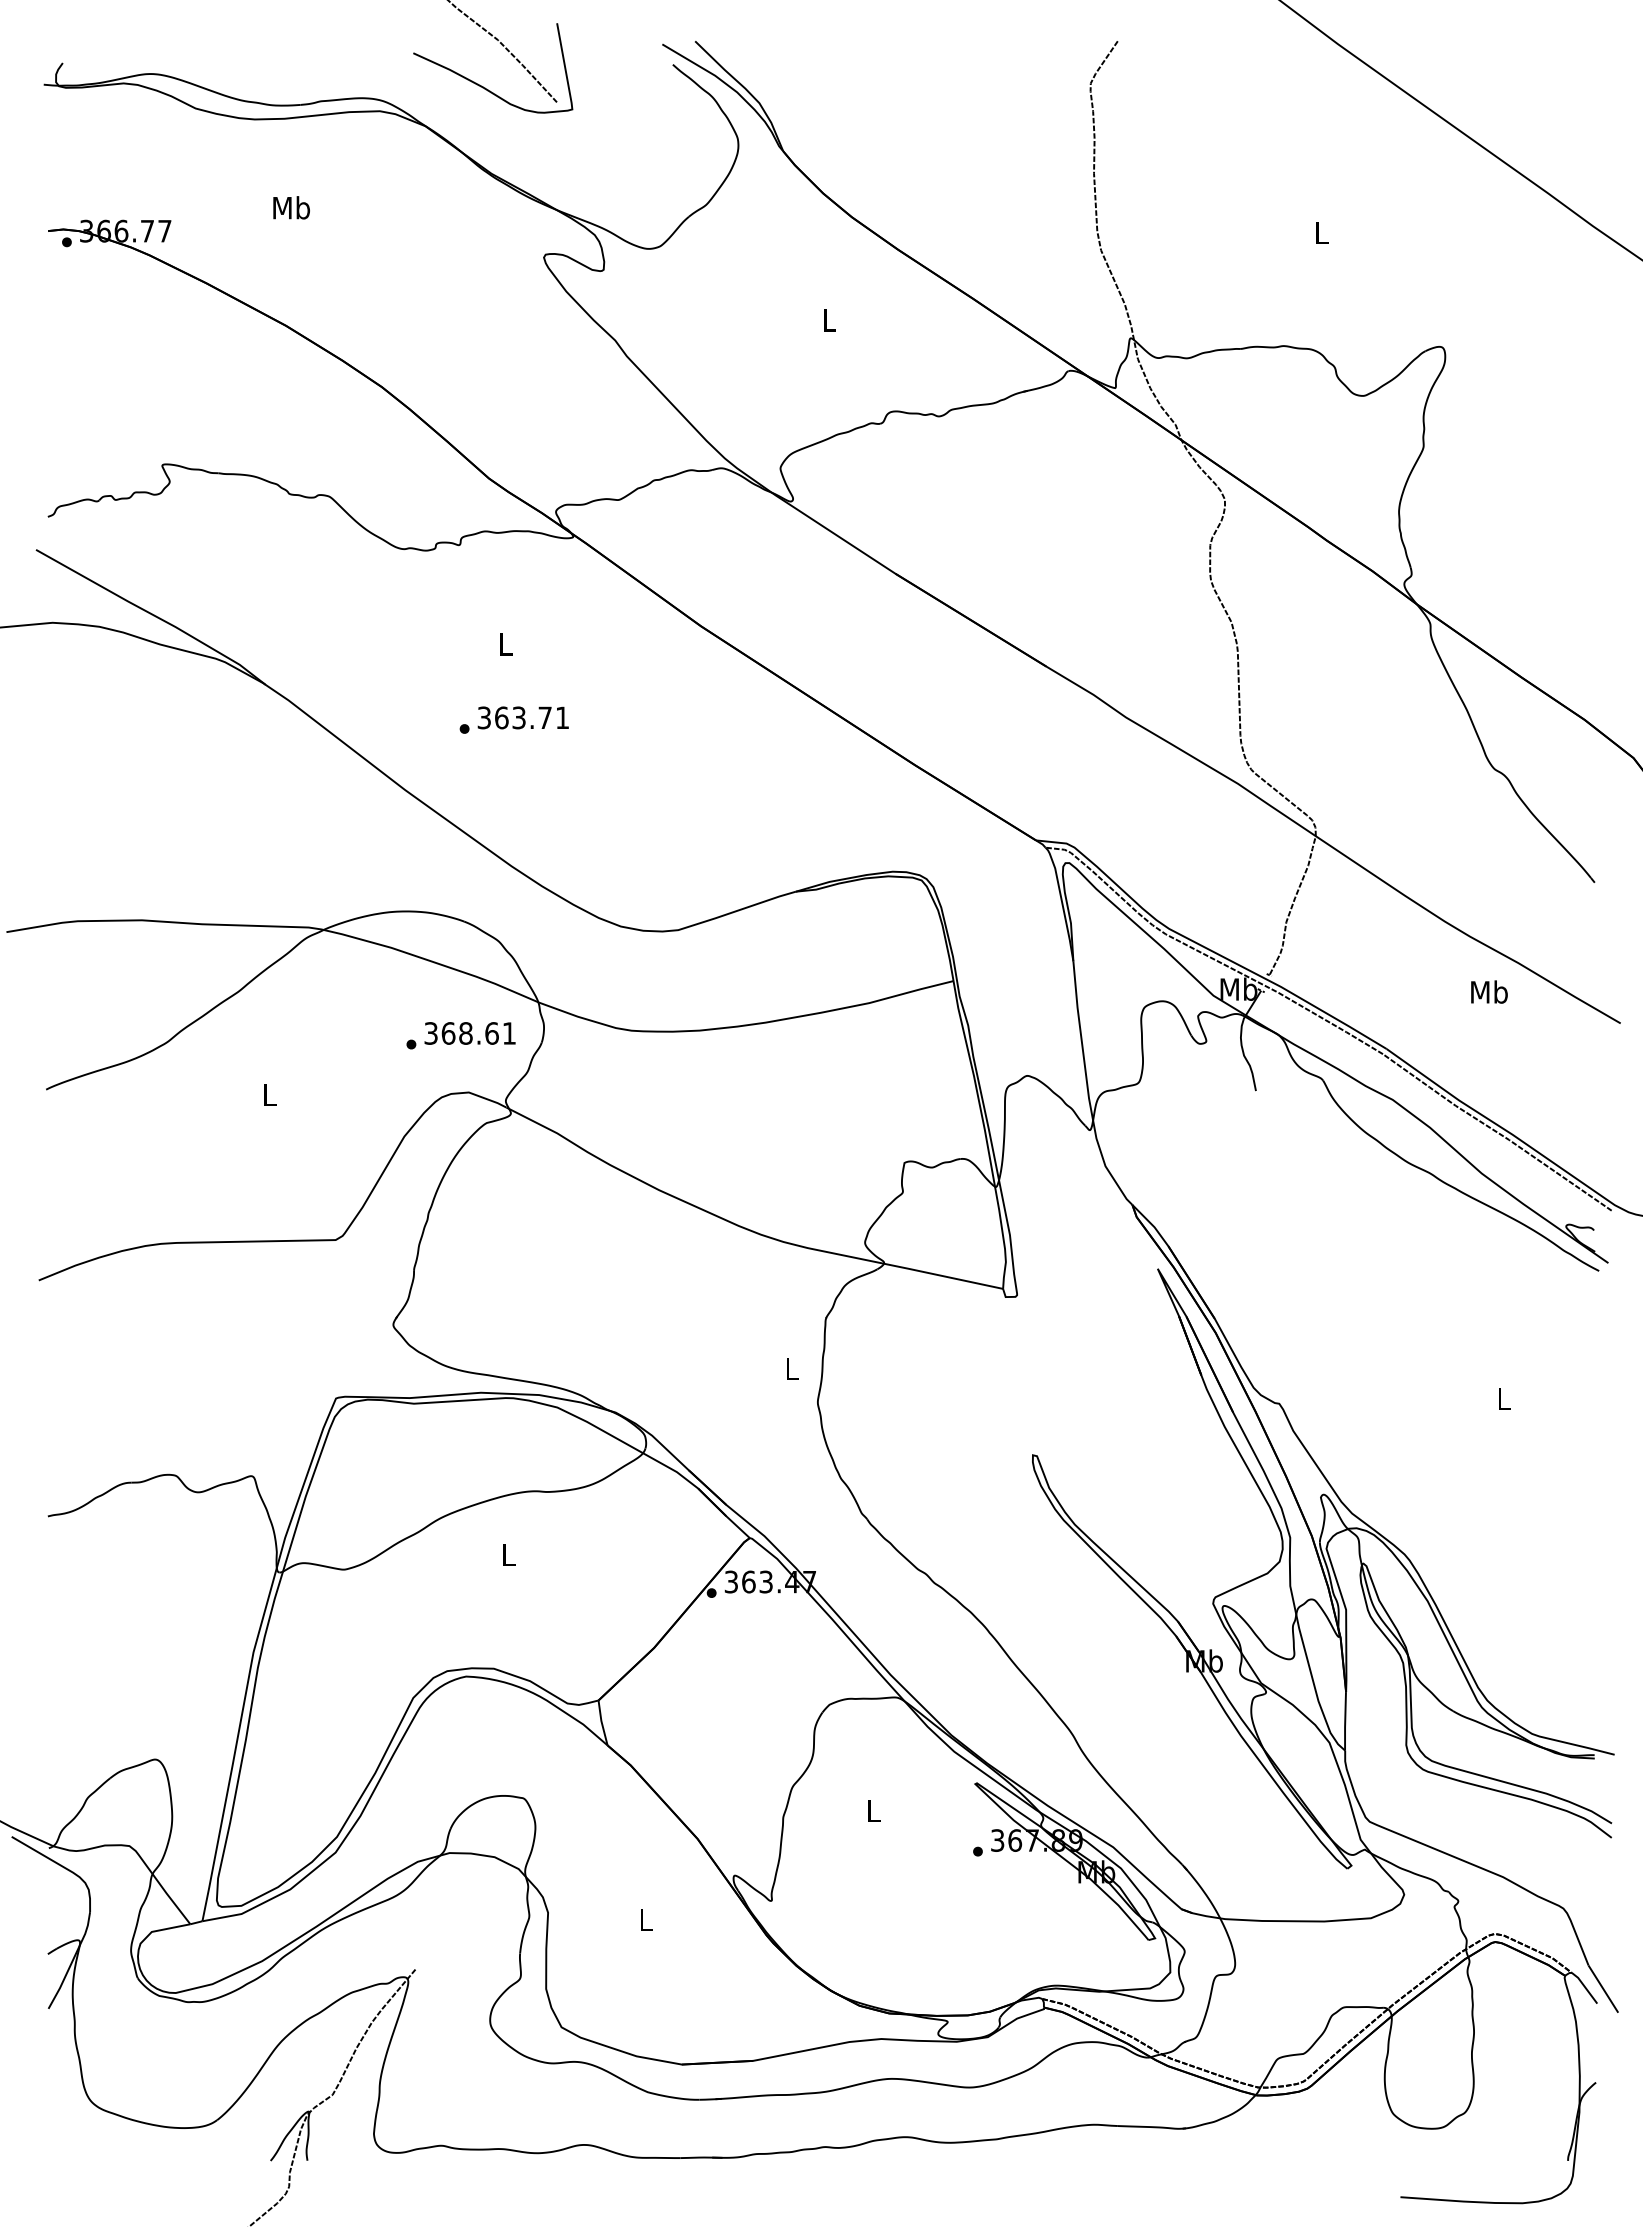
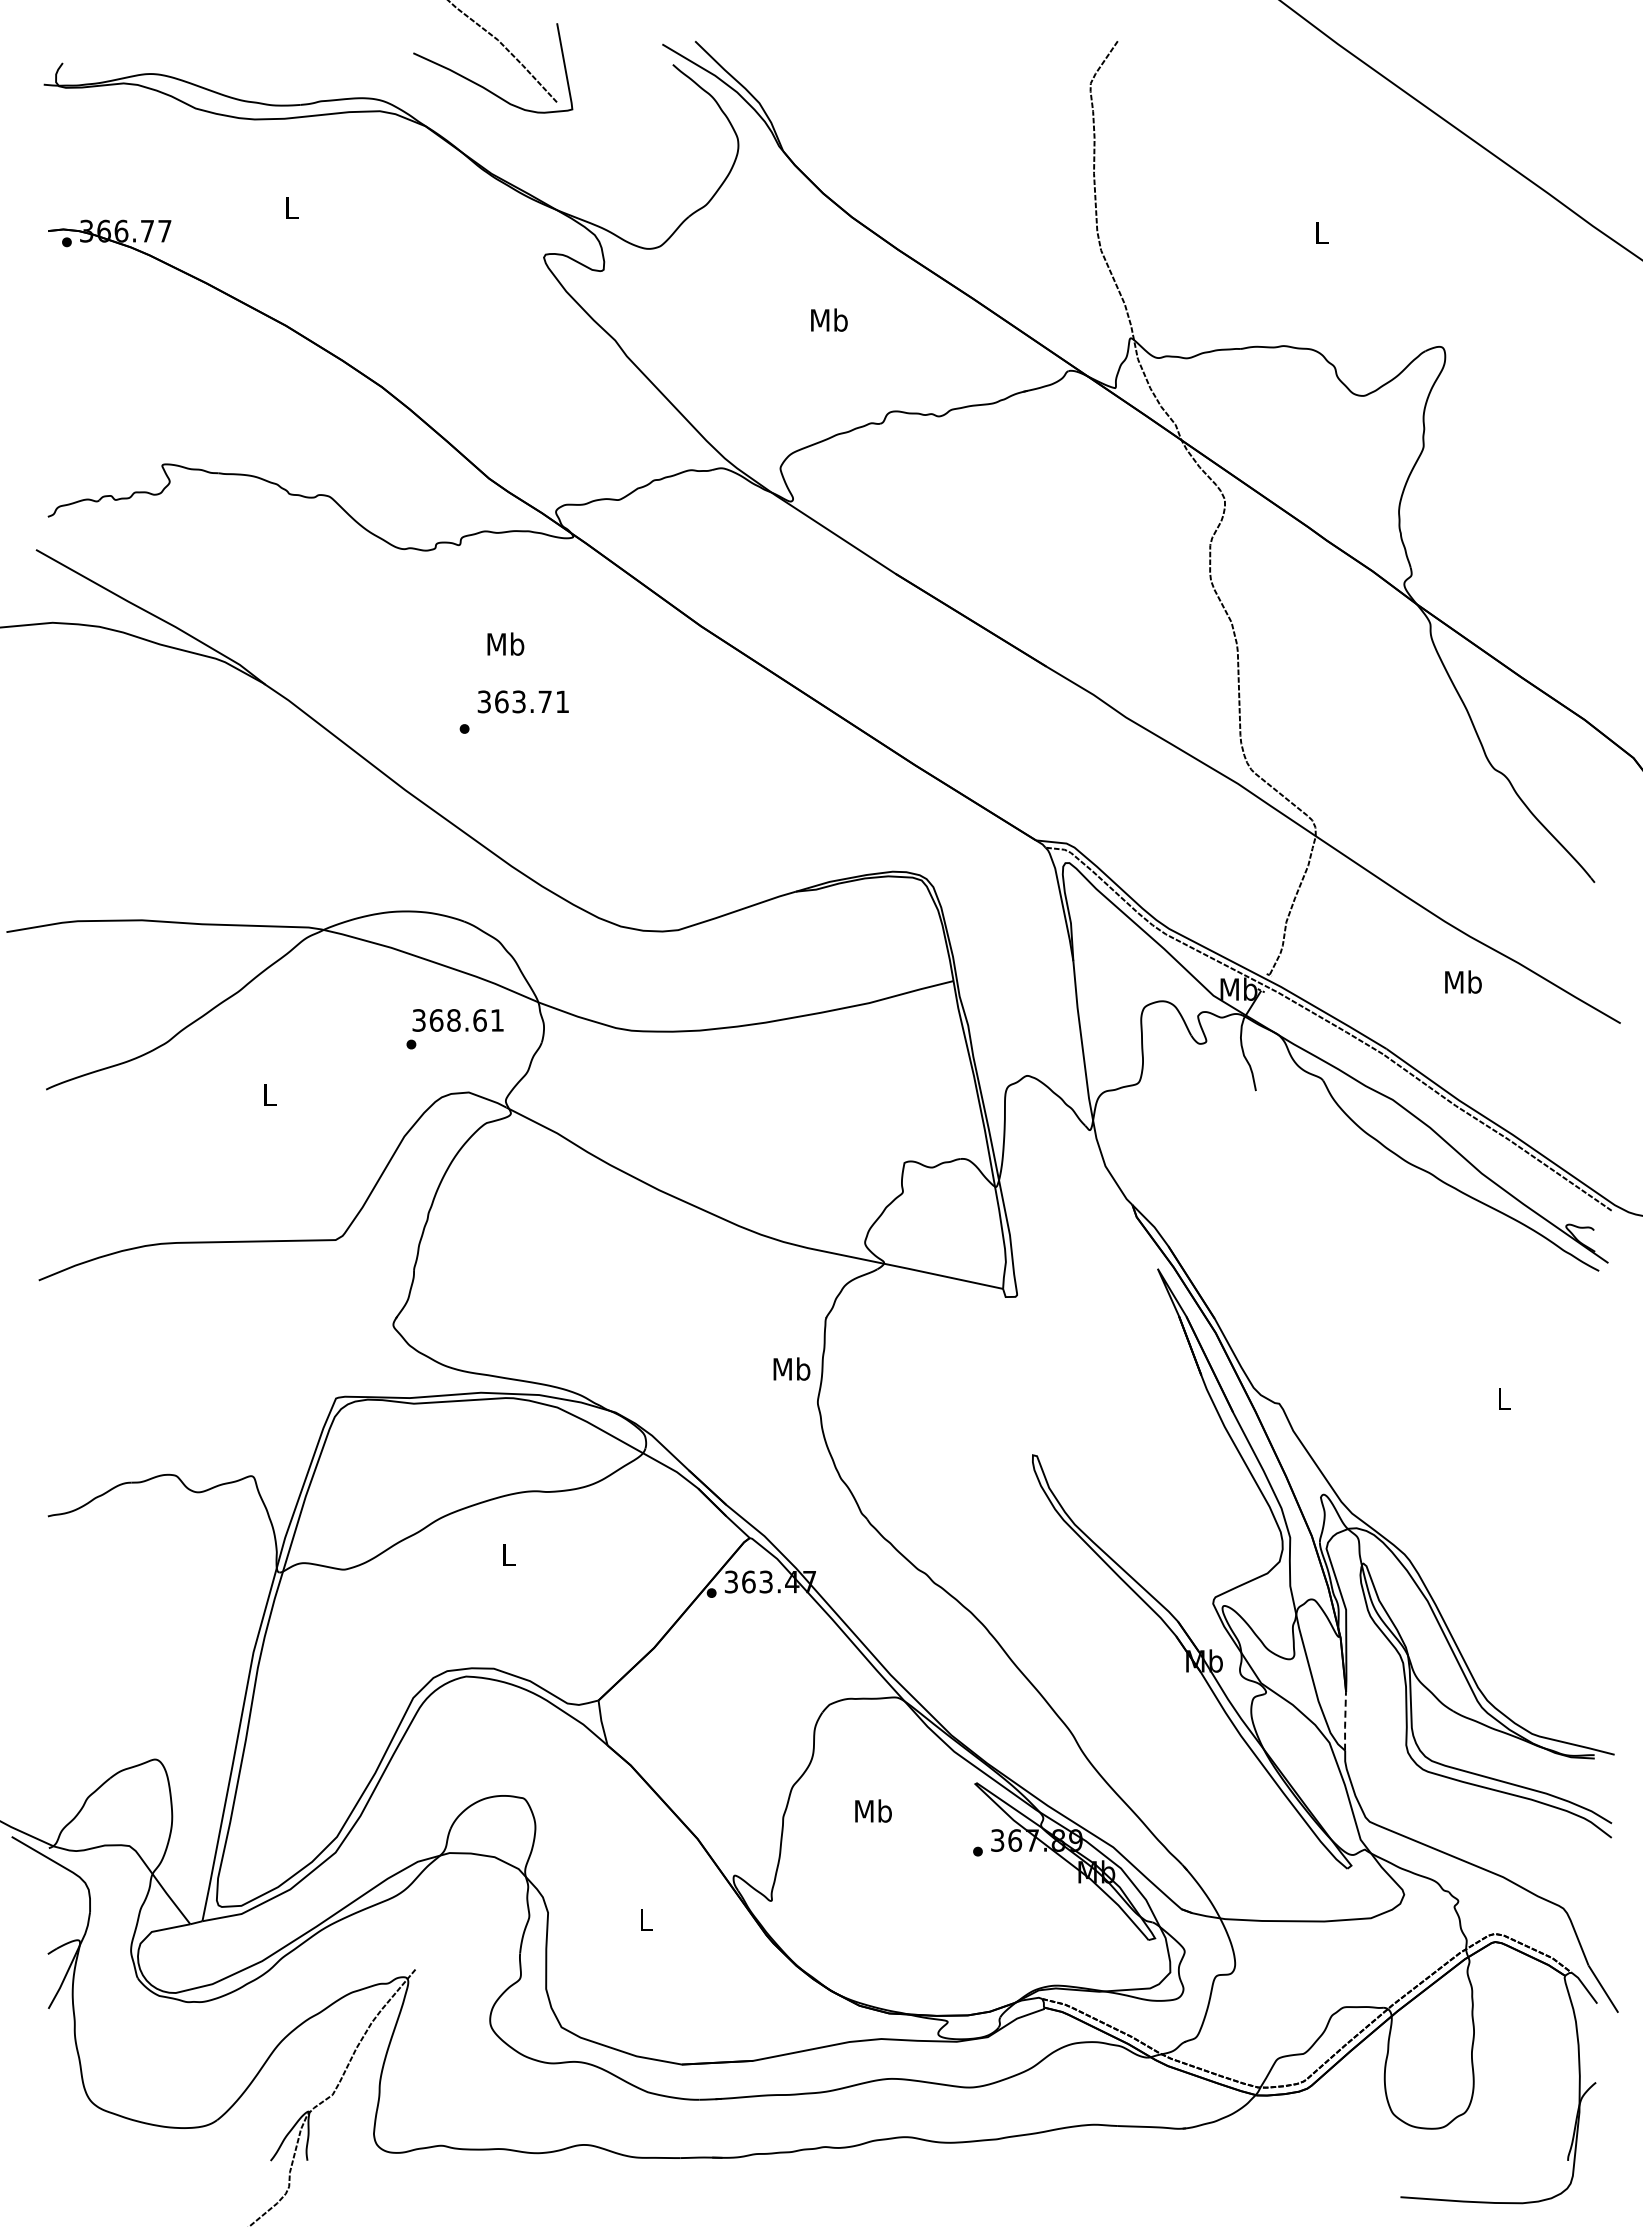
text: Mb -> L (291, 207)
text: L -> Mb (829, 319)
text: L -> Mb (505, 643)
text position: (522, 717) -> (522, 701) (522, 701)
text position: (1489, 991) -> (1463, 981) (1463, 981)
text position: (469, 1033) -> (457, 1020) (457, 1020)
text: L -> Mb (791, 1368)
line: solid -> dashed (1345, 1721)
text: L -> Mb (873, 1810)
